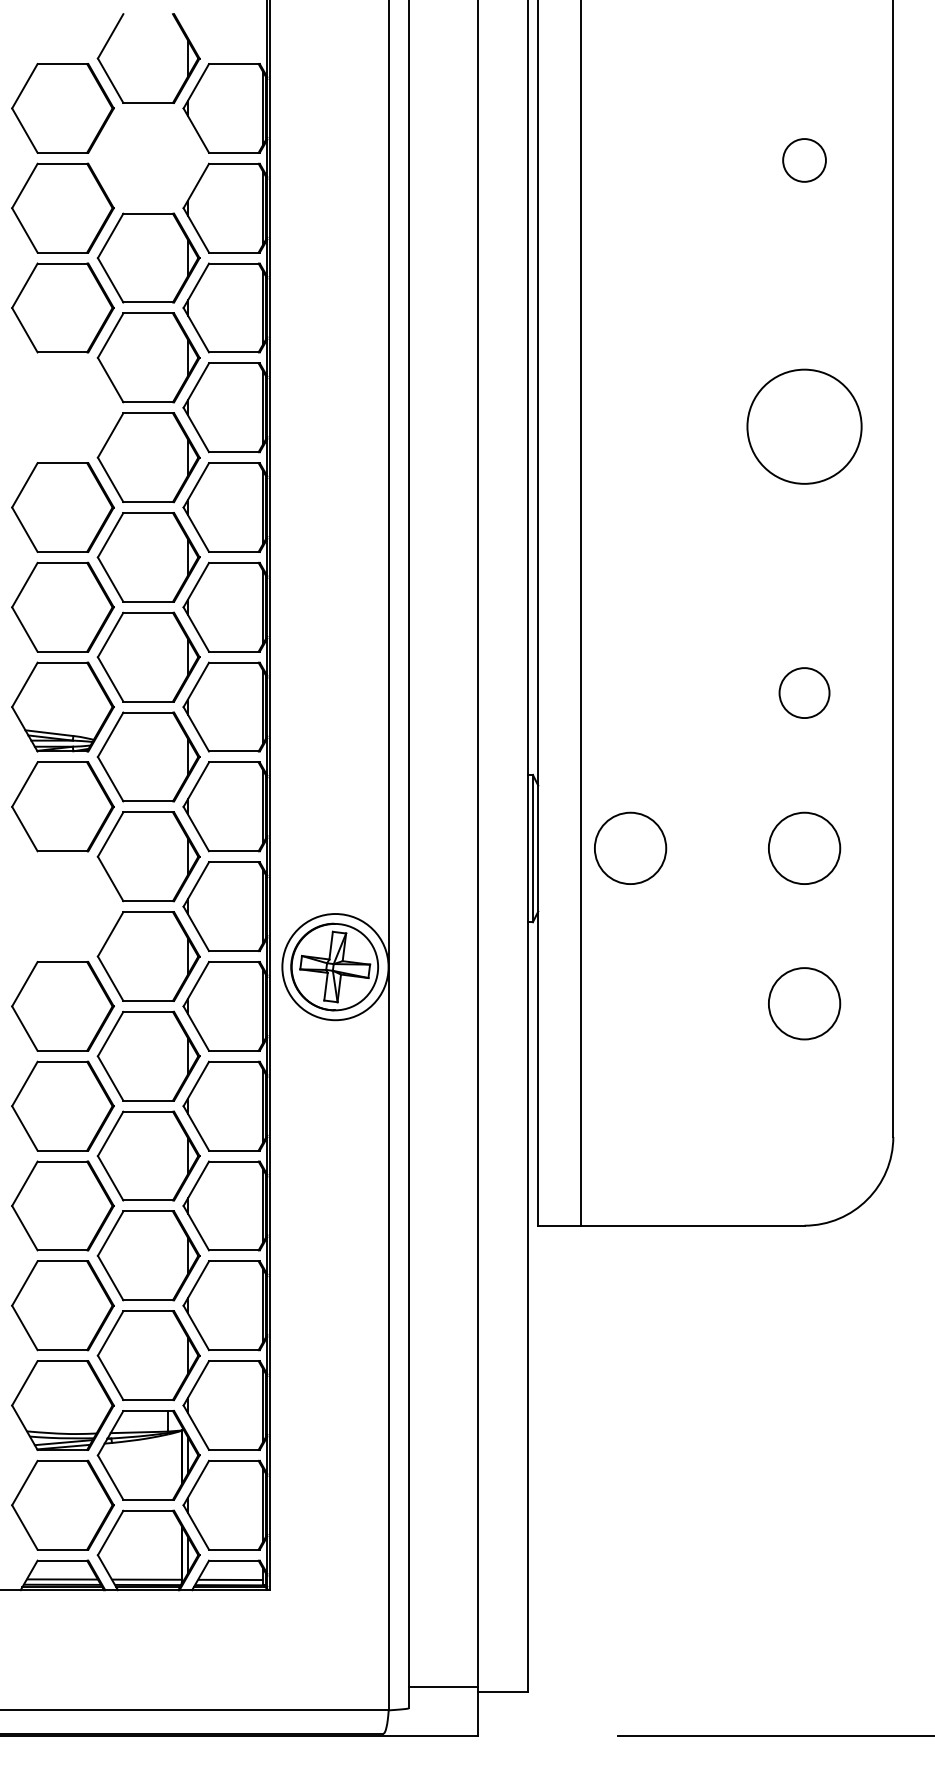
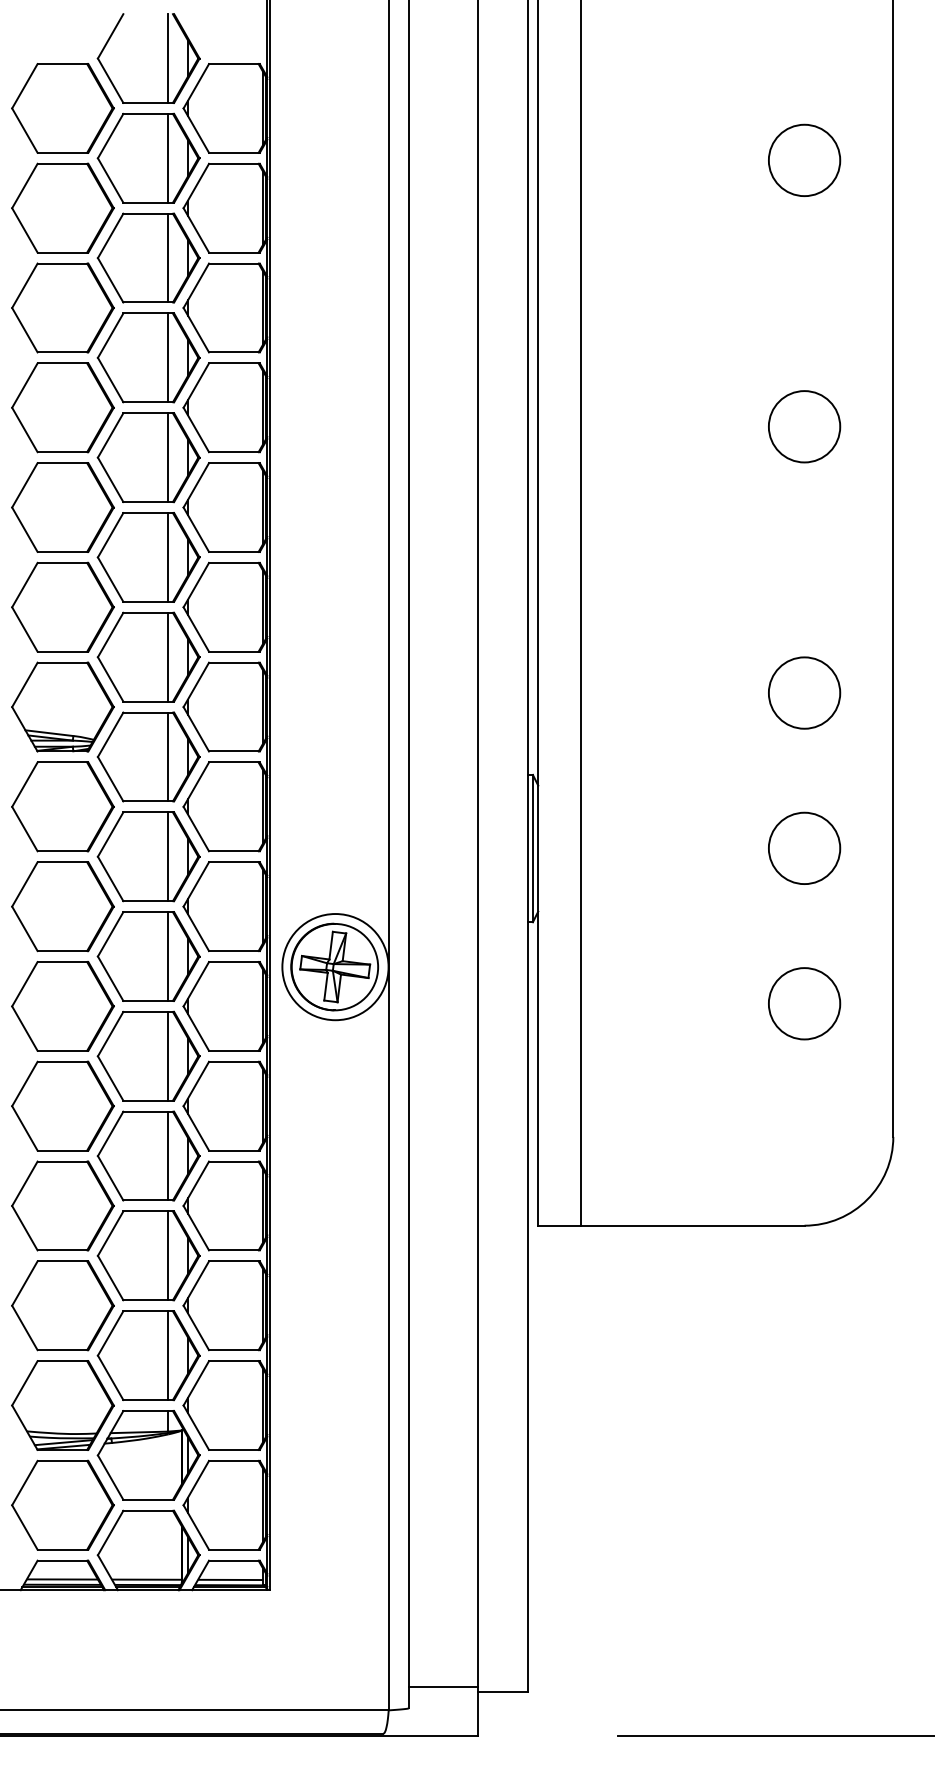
line: none -> present (167, 58)
part: none -> present (148, 157)
circle diameter: 43 px -> 71 px (804, 160)
line: none -> present (167, 257)
line: none -> present (167, 357)
part: none -> present (62, 407)
circle diameter: 114 px -> 71 px (804, 426)
line: none -> present (167, 457)
line: none -> present (167, 557)
line: none -> present (167, 656)
circle diameter: 50 px -> 71 px (804, 692)
line: none -> present (167, 756)
circle: present -> none (630, 847)
line: none -> present (167, 856)
part: none -> present (62, 906)
line: none -> present (167, 956)
line: none -> present (167, 1055)
line: none -> present (167, 1155)
line: none -> present (167, 1255)
line: none -> present (167, 1355)
